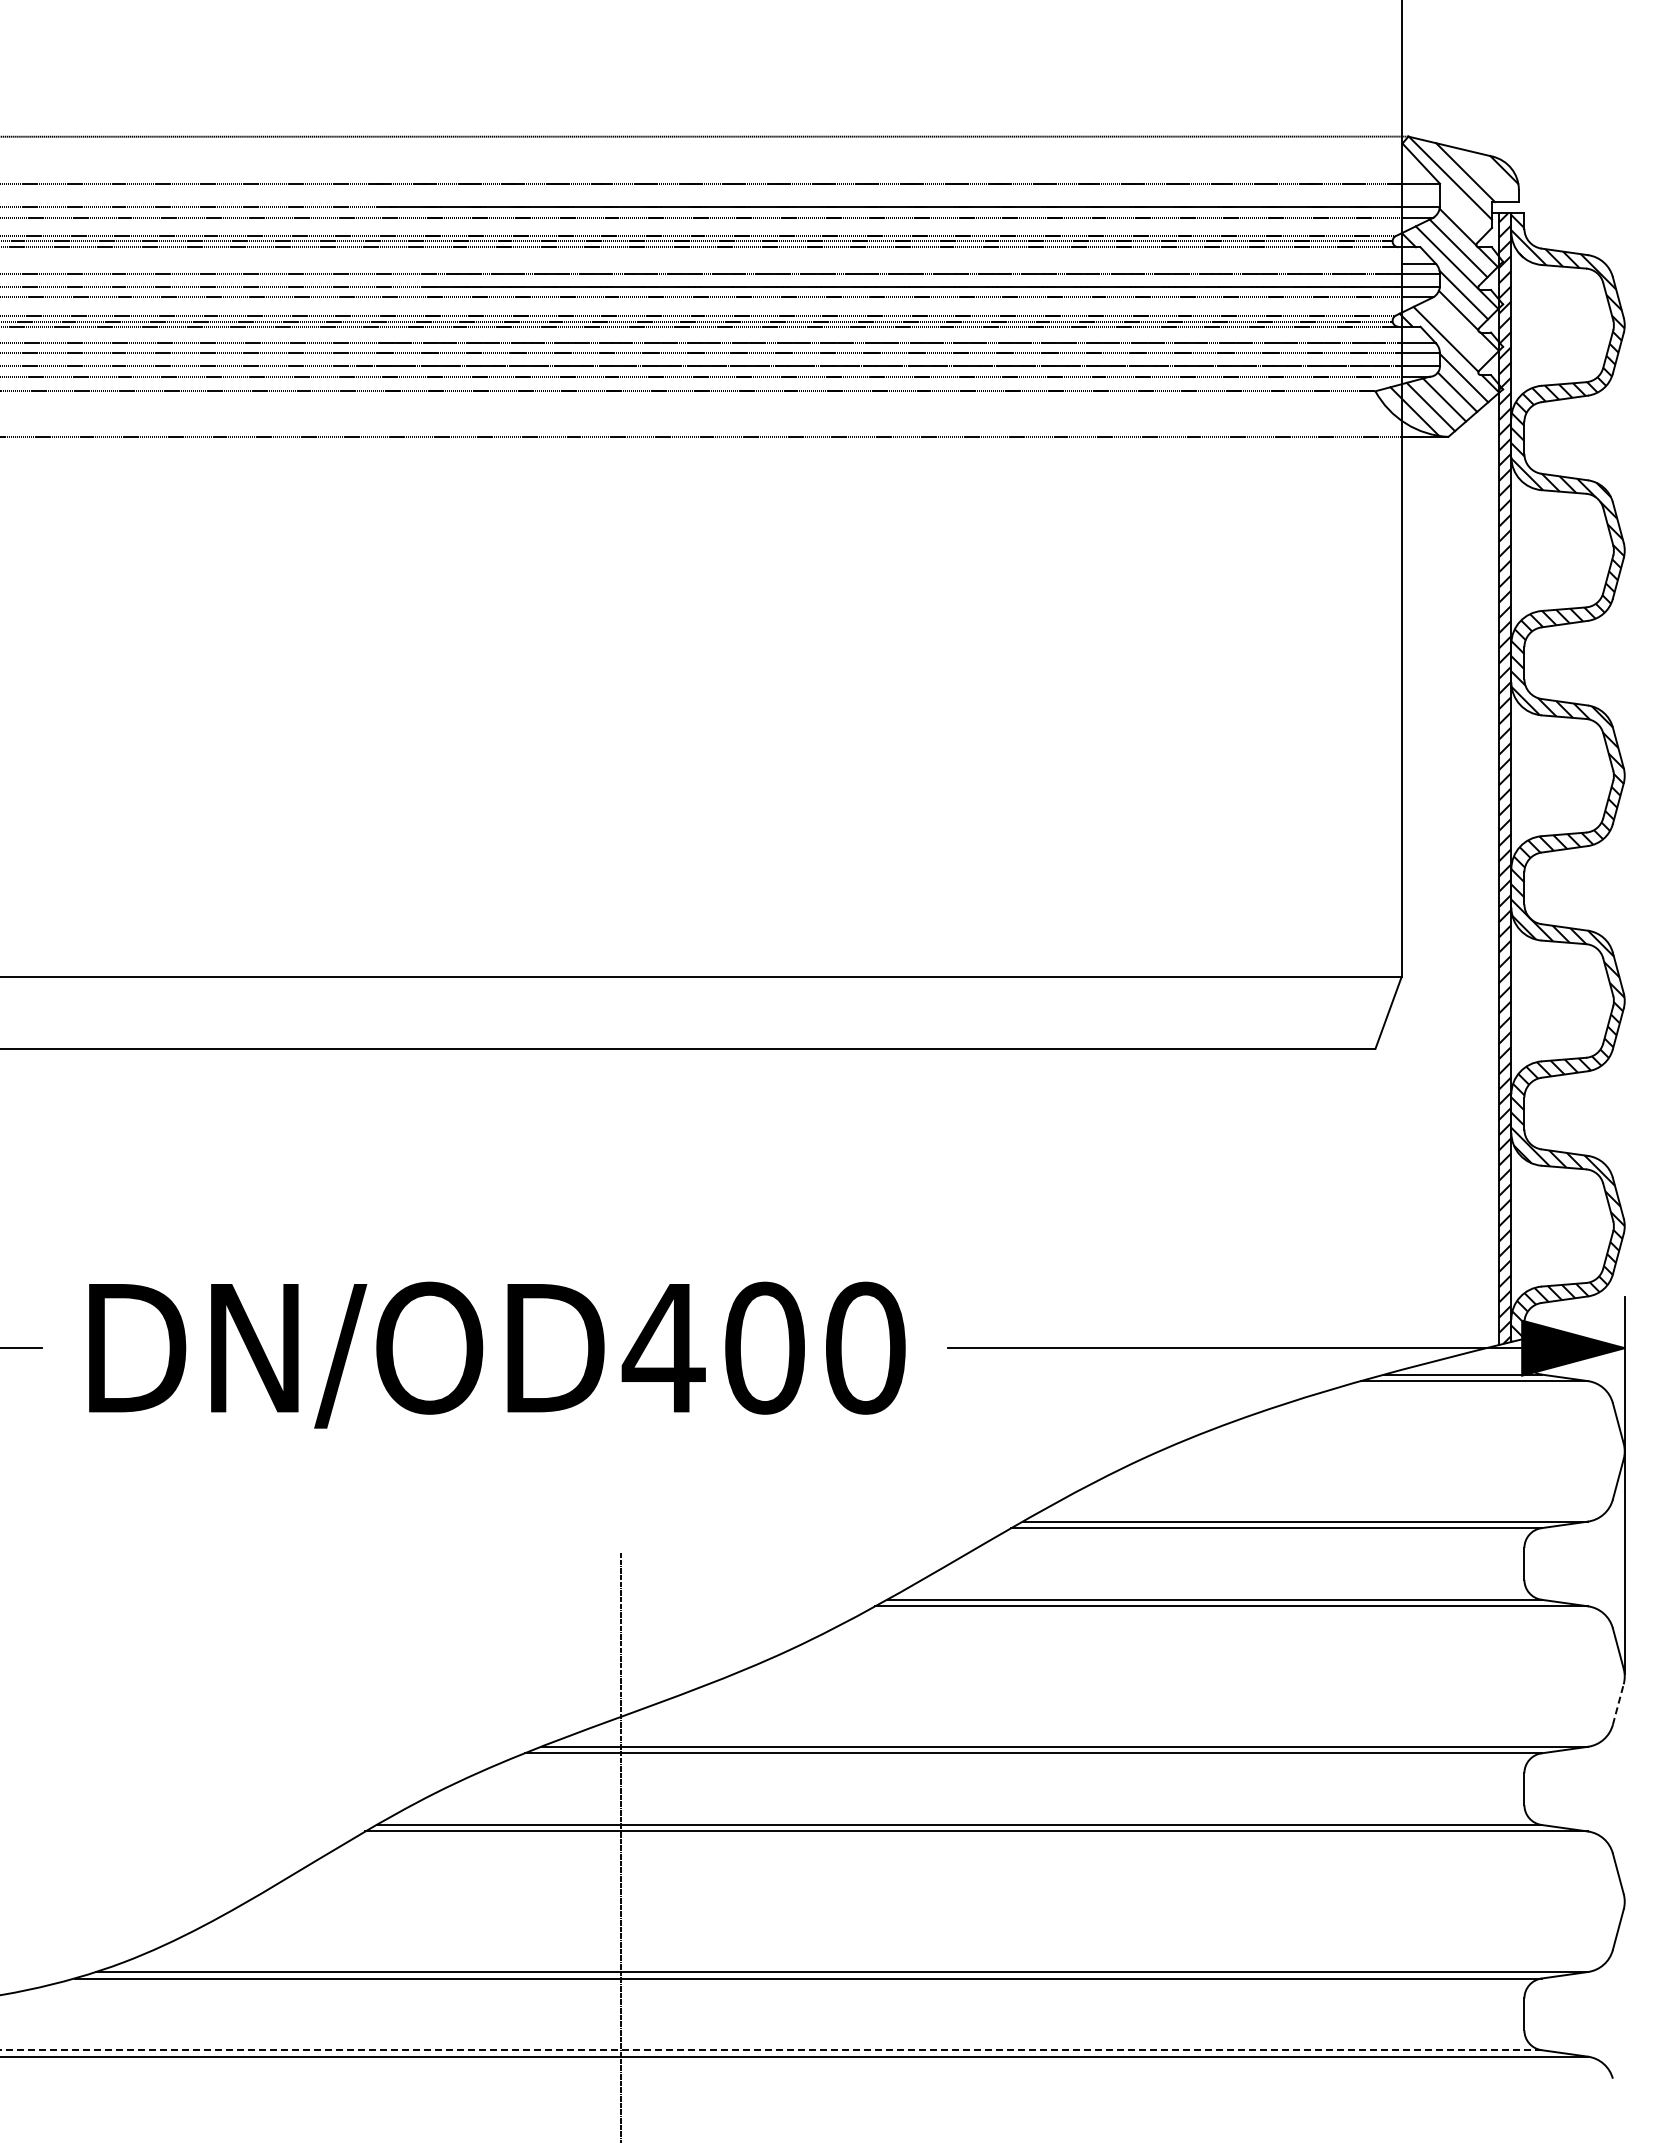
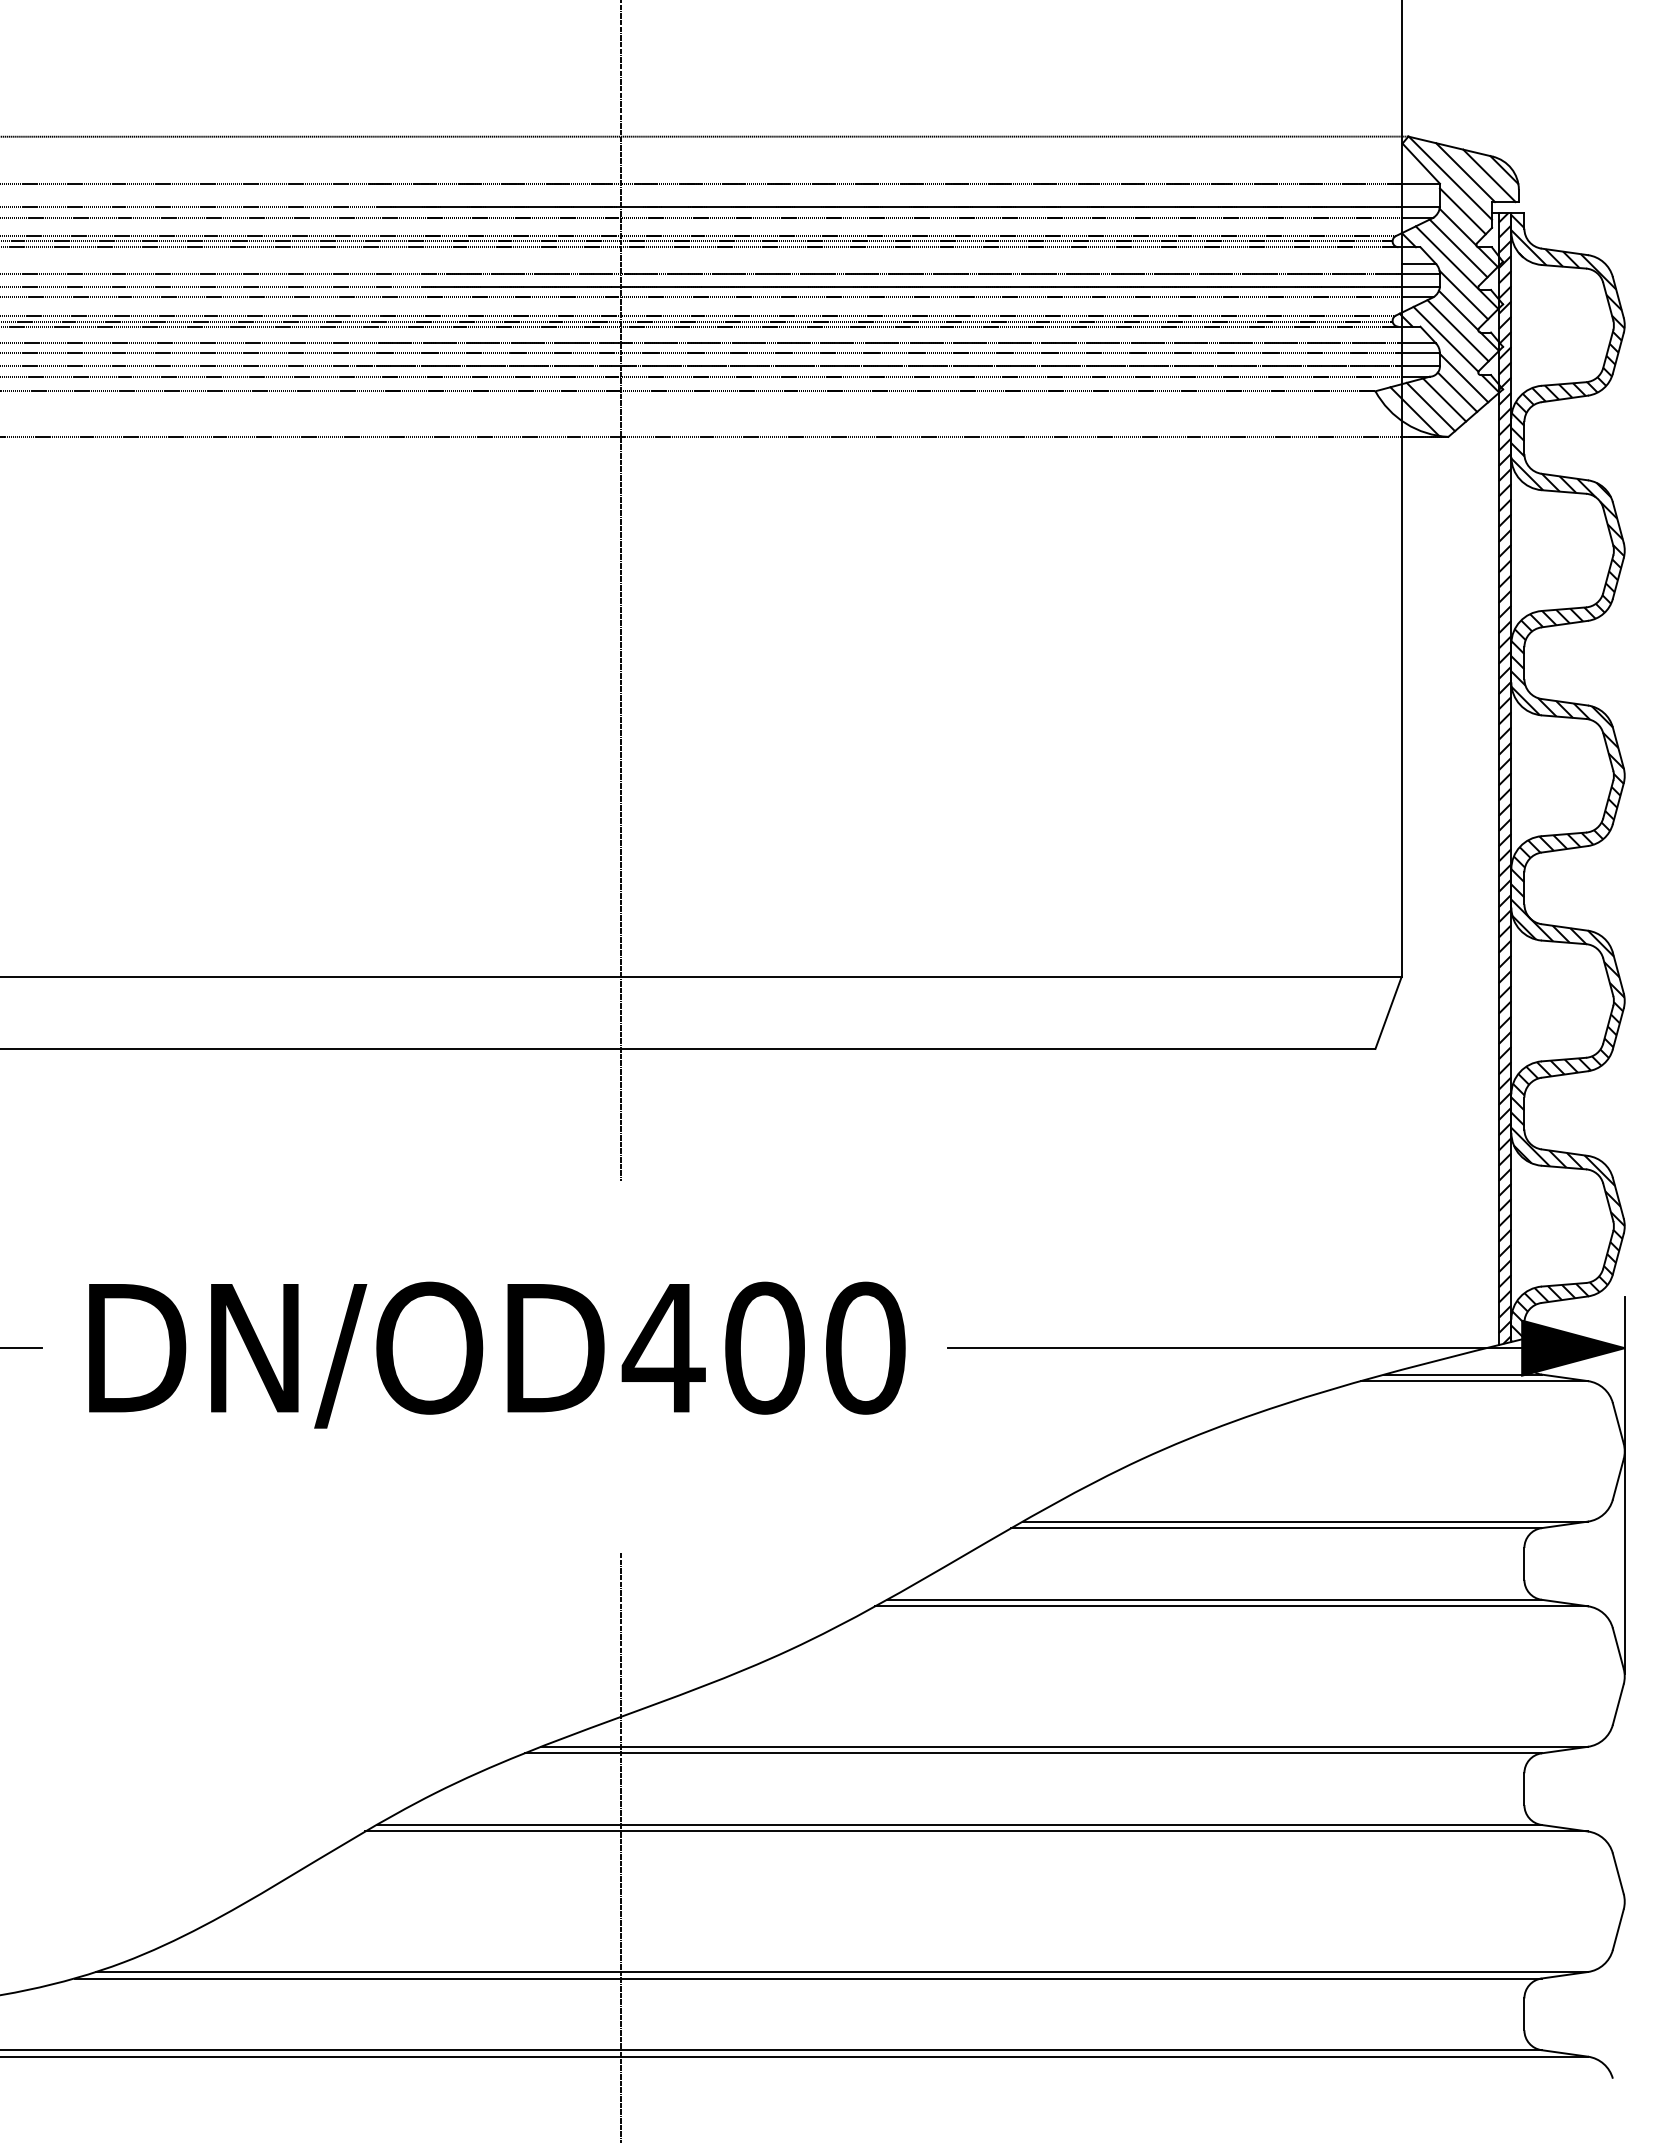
line: none -> present (1489, 175)
line: none -> present (1462, 211)
line: none -> present (1457, 330)
line: none -> present (621, 591)
line: dashed -> solid (1618, 1704)
line: dashed -> solid (770, 2050)
